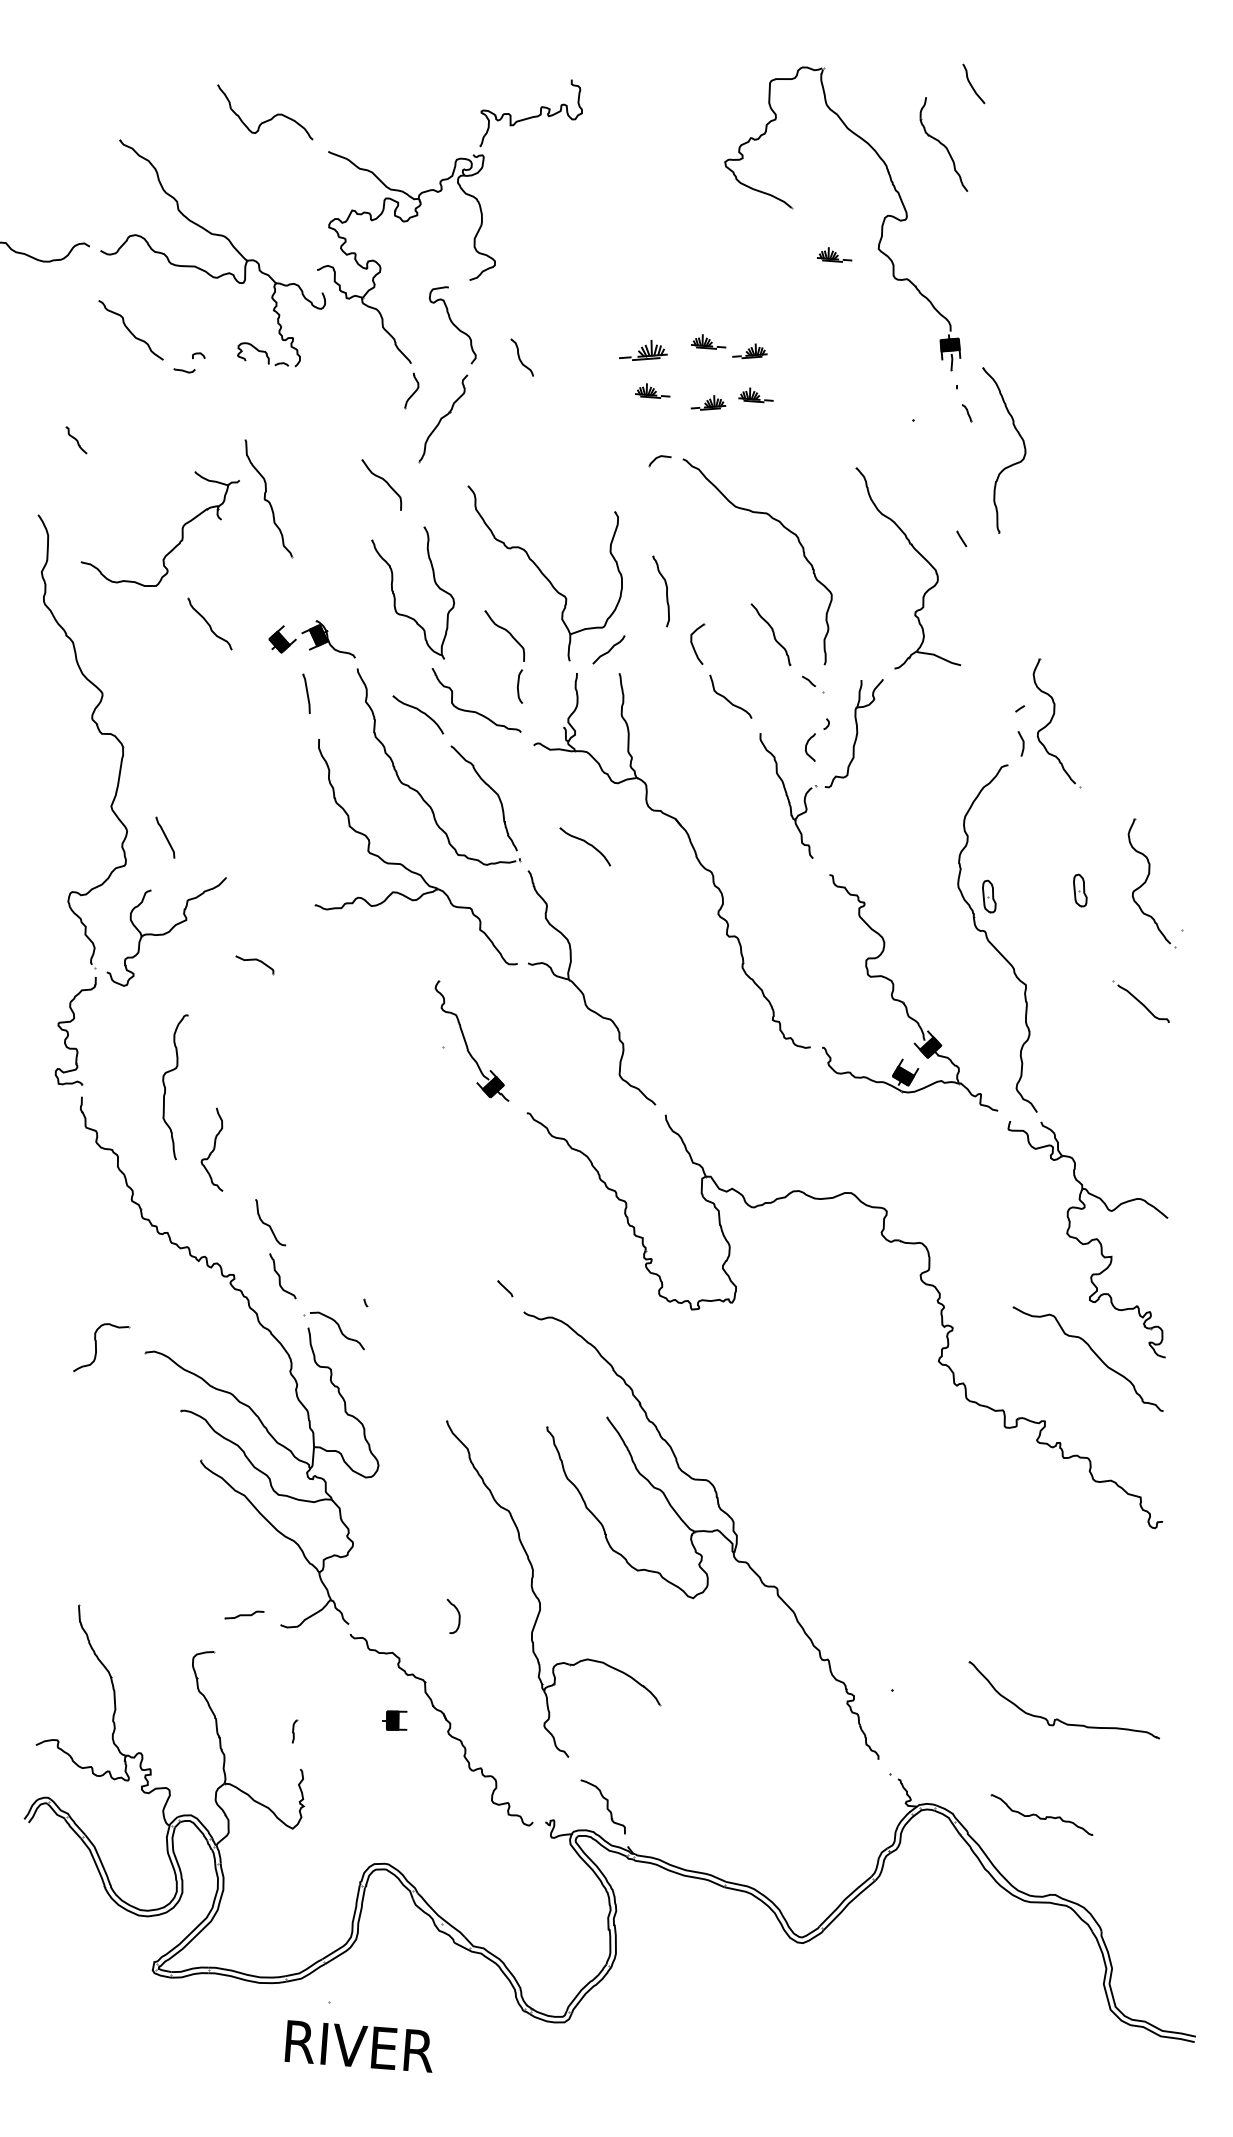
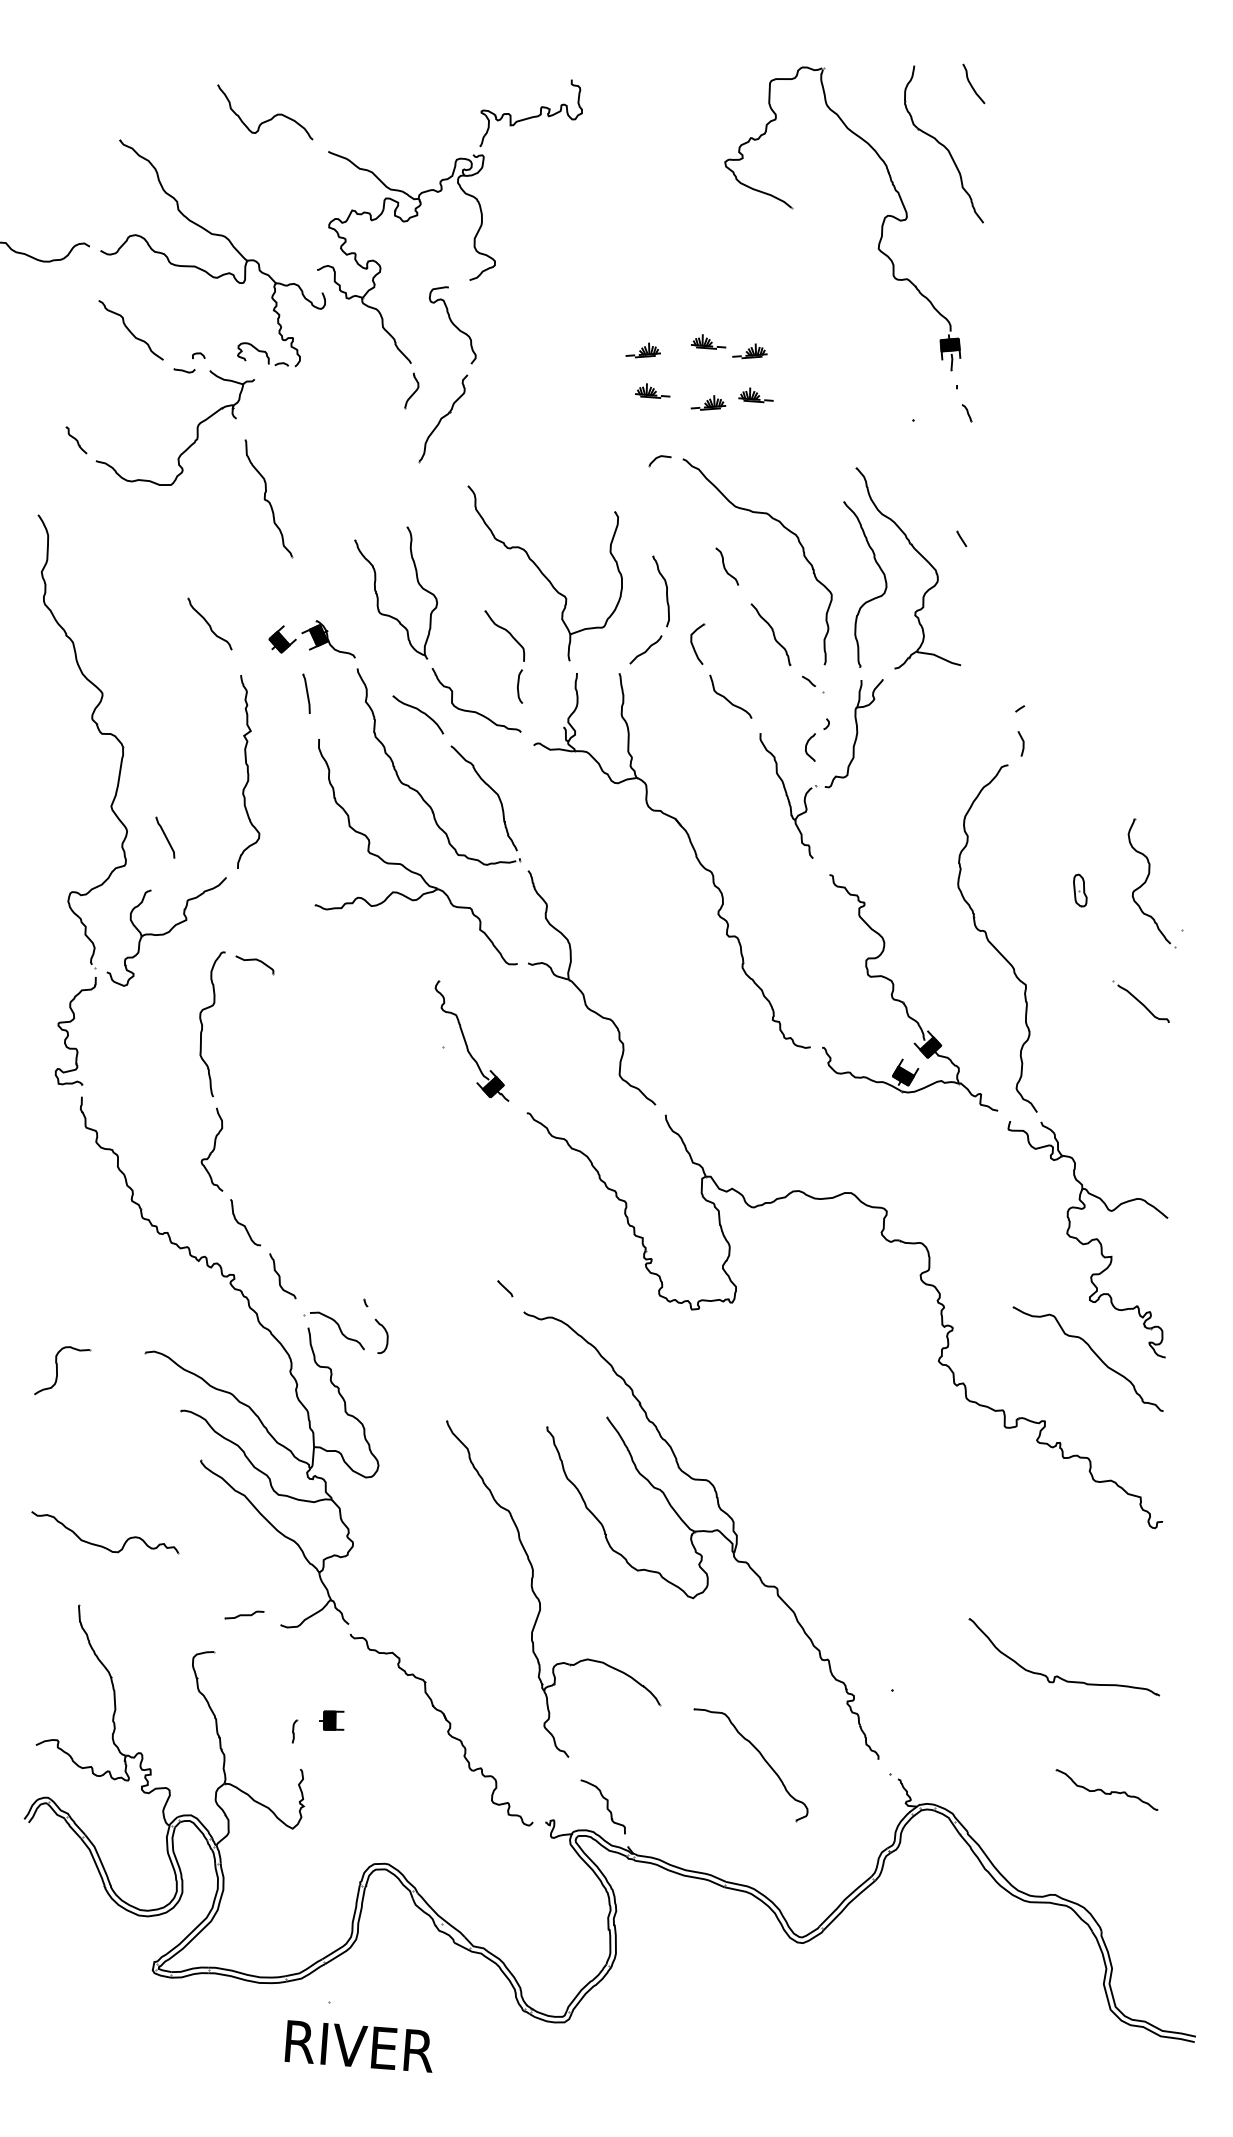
part size: 50x95 px -> 80x159 px (943, 144)
part: present -> none (834, 254)
part size: 49x21 px -> 36x17 px (642, 350)
part position: (521, 357) -> (726, 566) (726, 566)
part position: (1008, 465) -> (869, 599) (869, 599)
part: present -> none (381, 484)
part position: (181, 528) -> (196, 427) (196, 427)
part position: (395, 596) -> (378, 596) (378, 596)
curve position: (609, 649) -> (646, 649) (646, 649)
part: present -> none (1056, 723)
curve: none -> present (248, 771)
part: present -> none (585, 846)
part: present -> none (989, 896)
curve position: (165, 1087) -> (202, 1024) (202, 1024)
curve position: (269, 1224) -> (244, 1224) (244, 1224)
part position: (101, 1347) -> (62, 1370) (62, 1370)
part: none -> present (102, 1545)
curve position: (458, 1616) -> (386, 1336) (386, 1336)
part position: (1057, 1718) -> (1057, 1675) (1057, 1675)
part position: (394, 1720) -> (331, 1720) (331, 1720)
part: none -> present (762, 1758)
part position: (1041, 1814) -> (1106, 1789) (1106, 1789)
